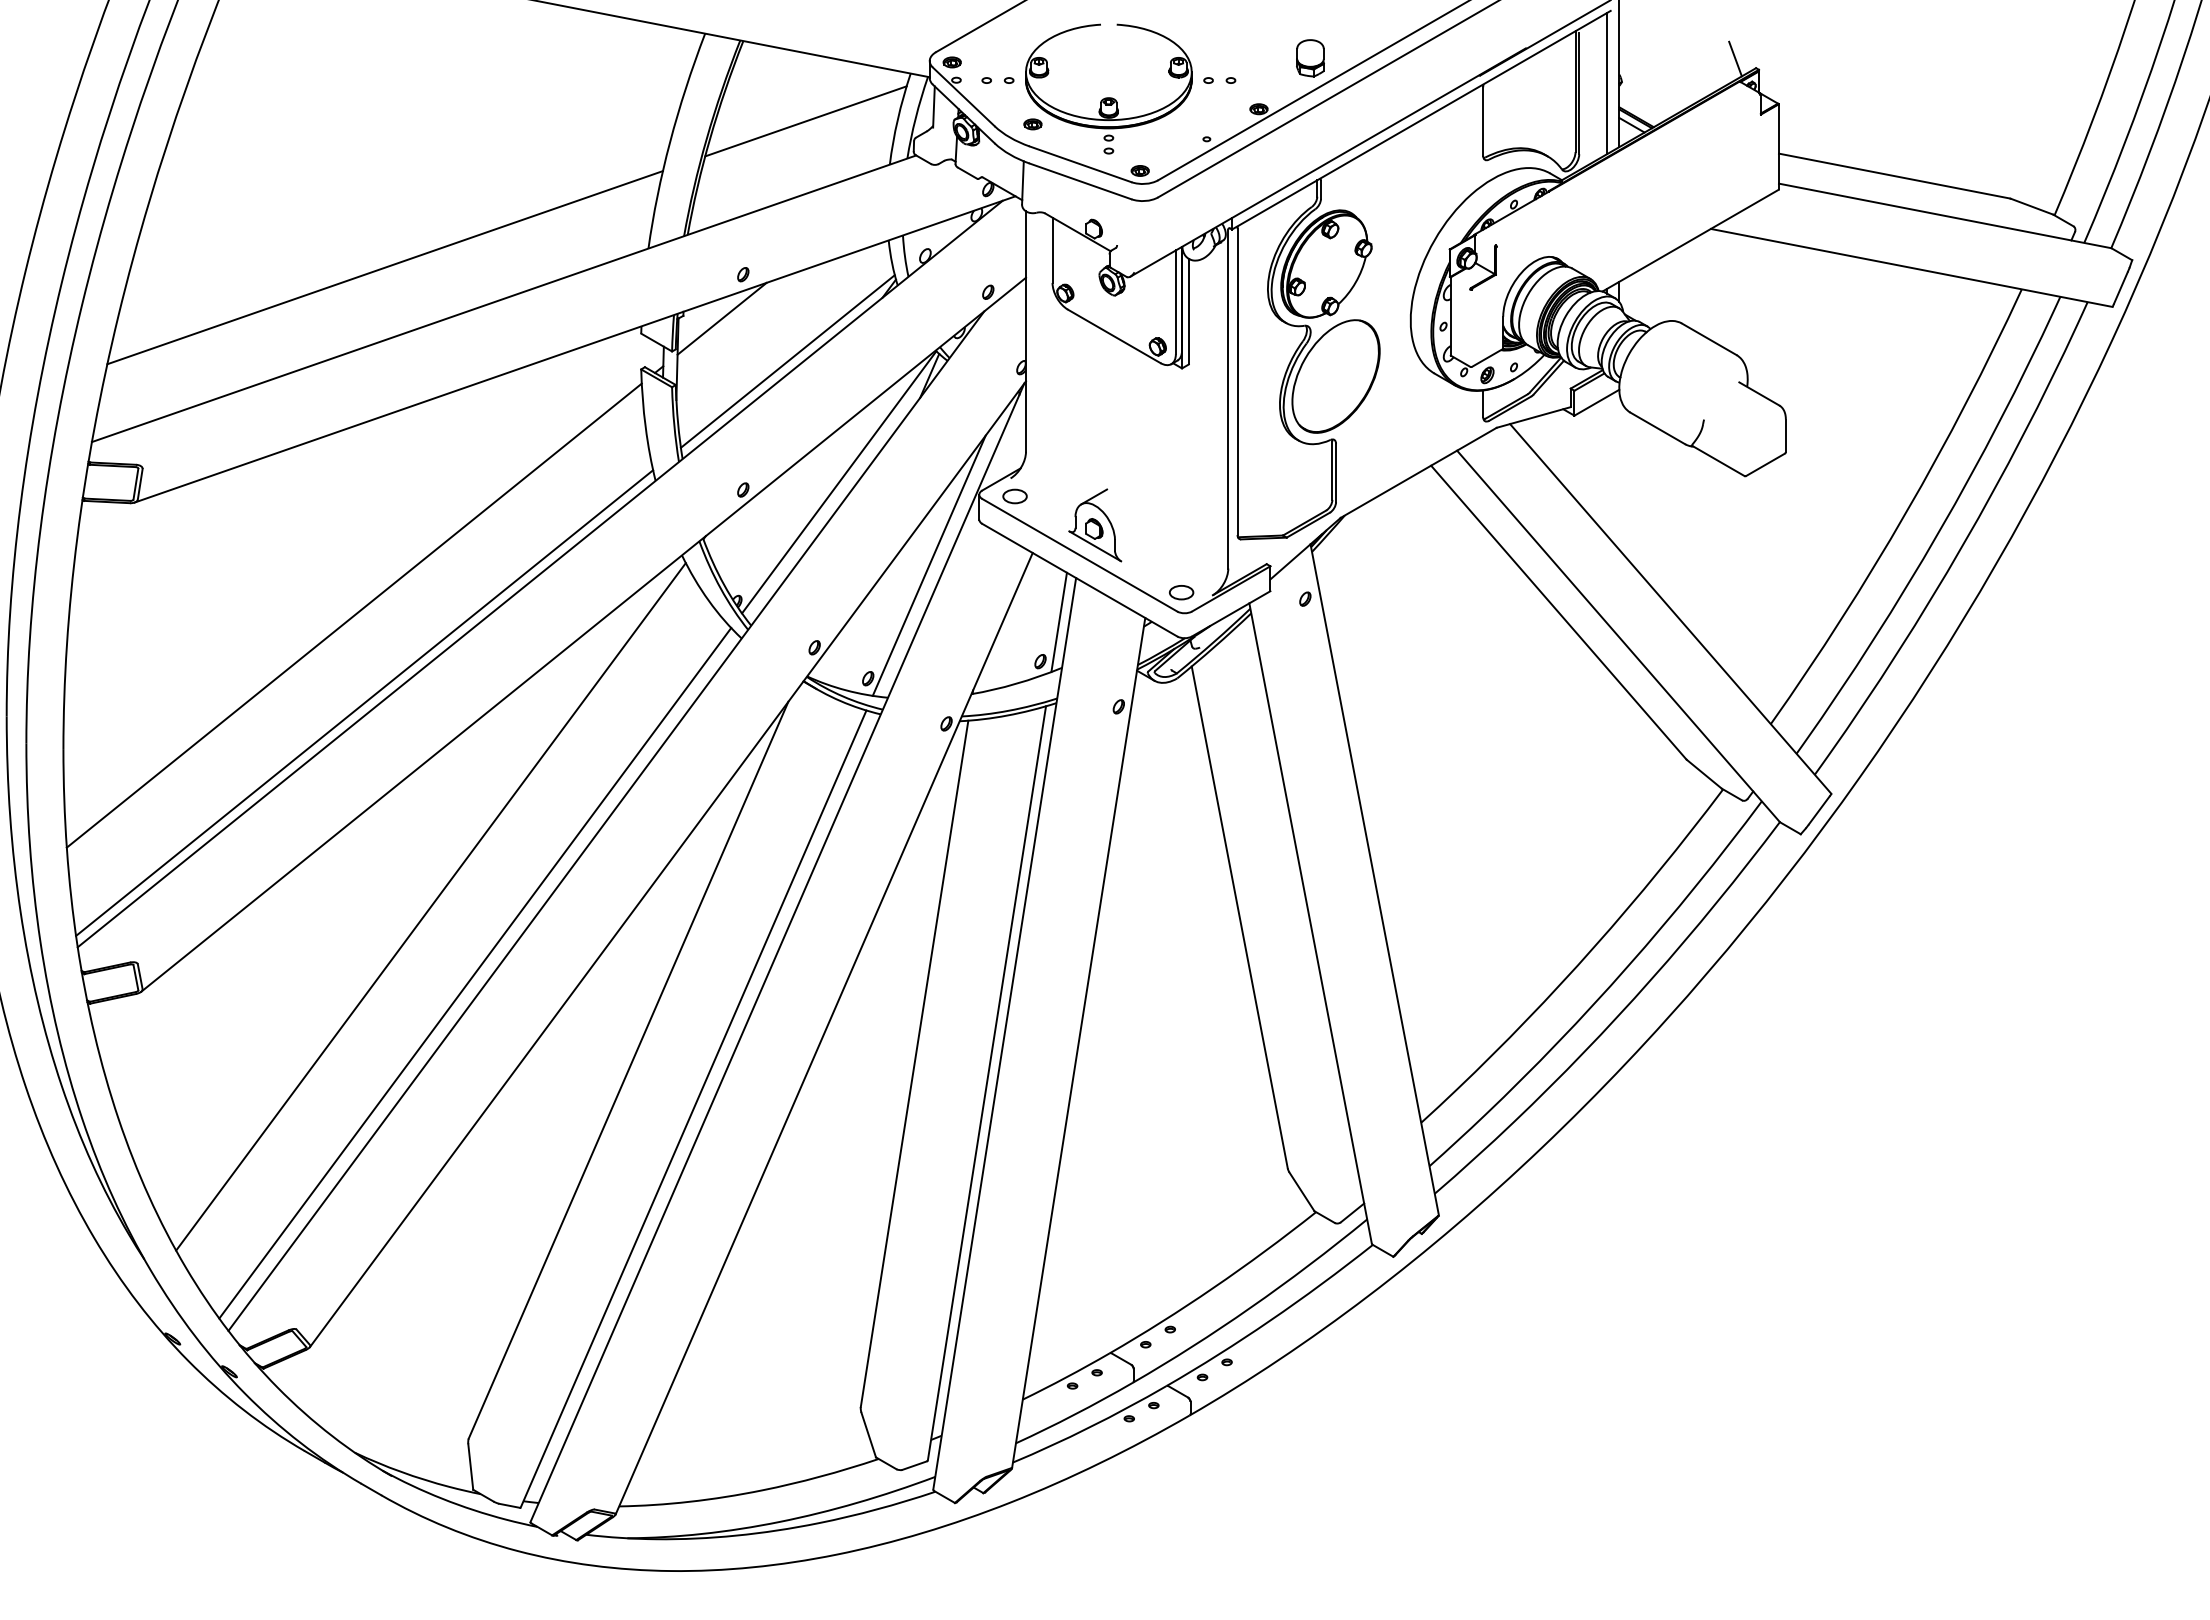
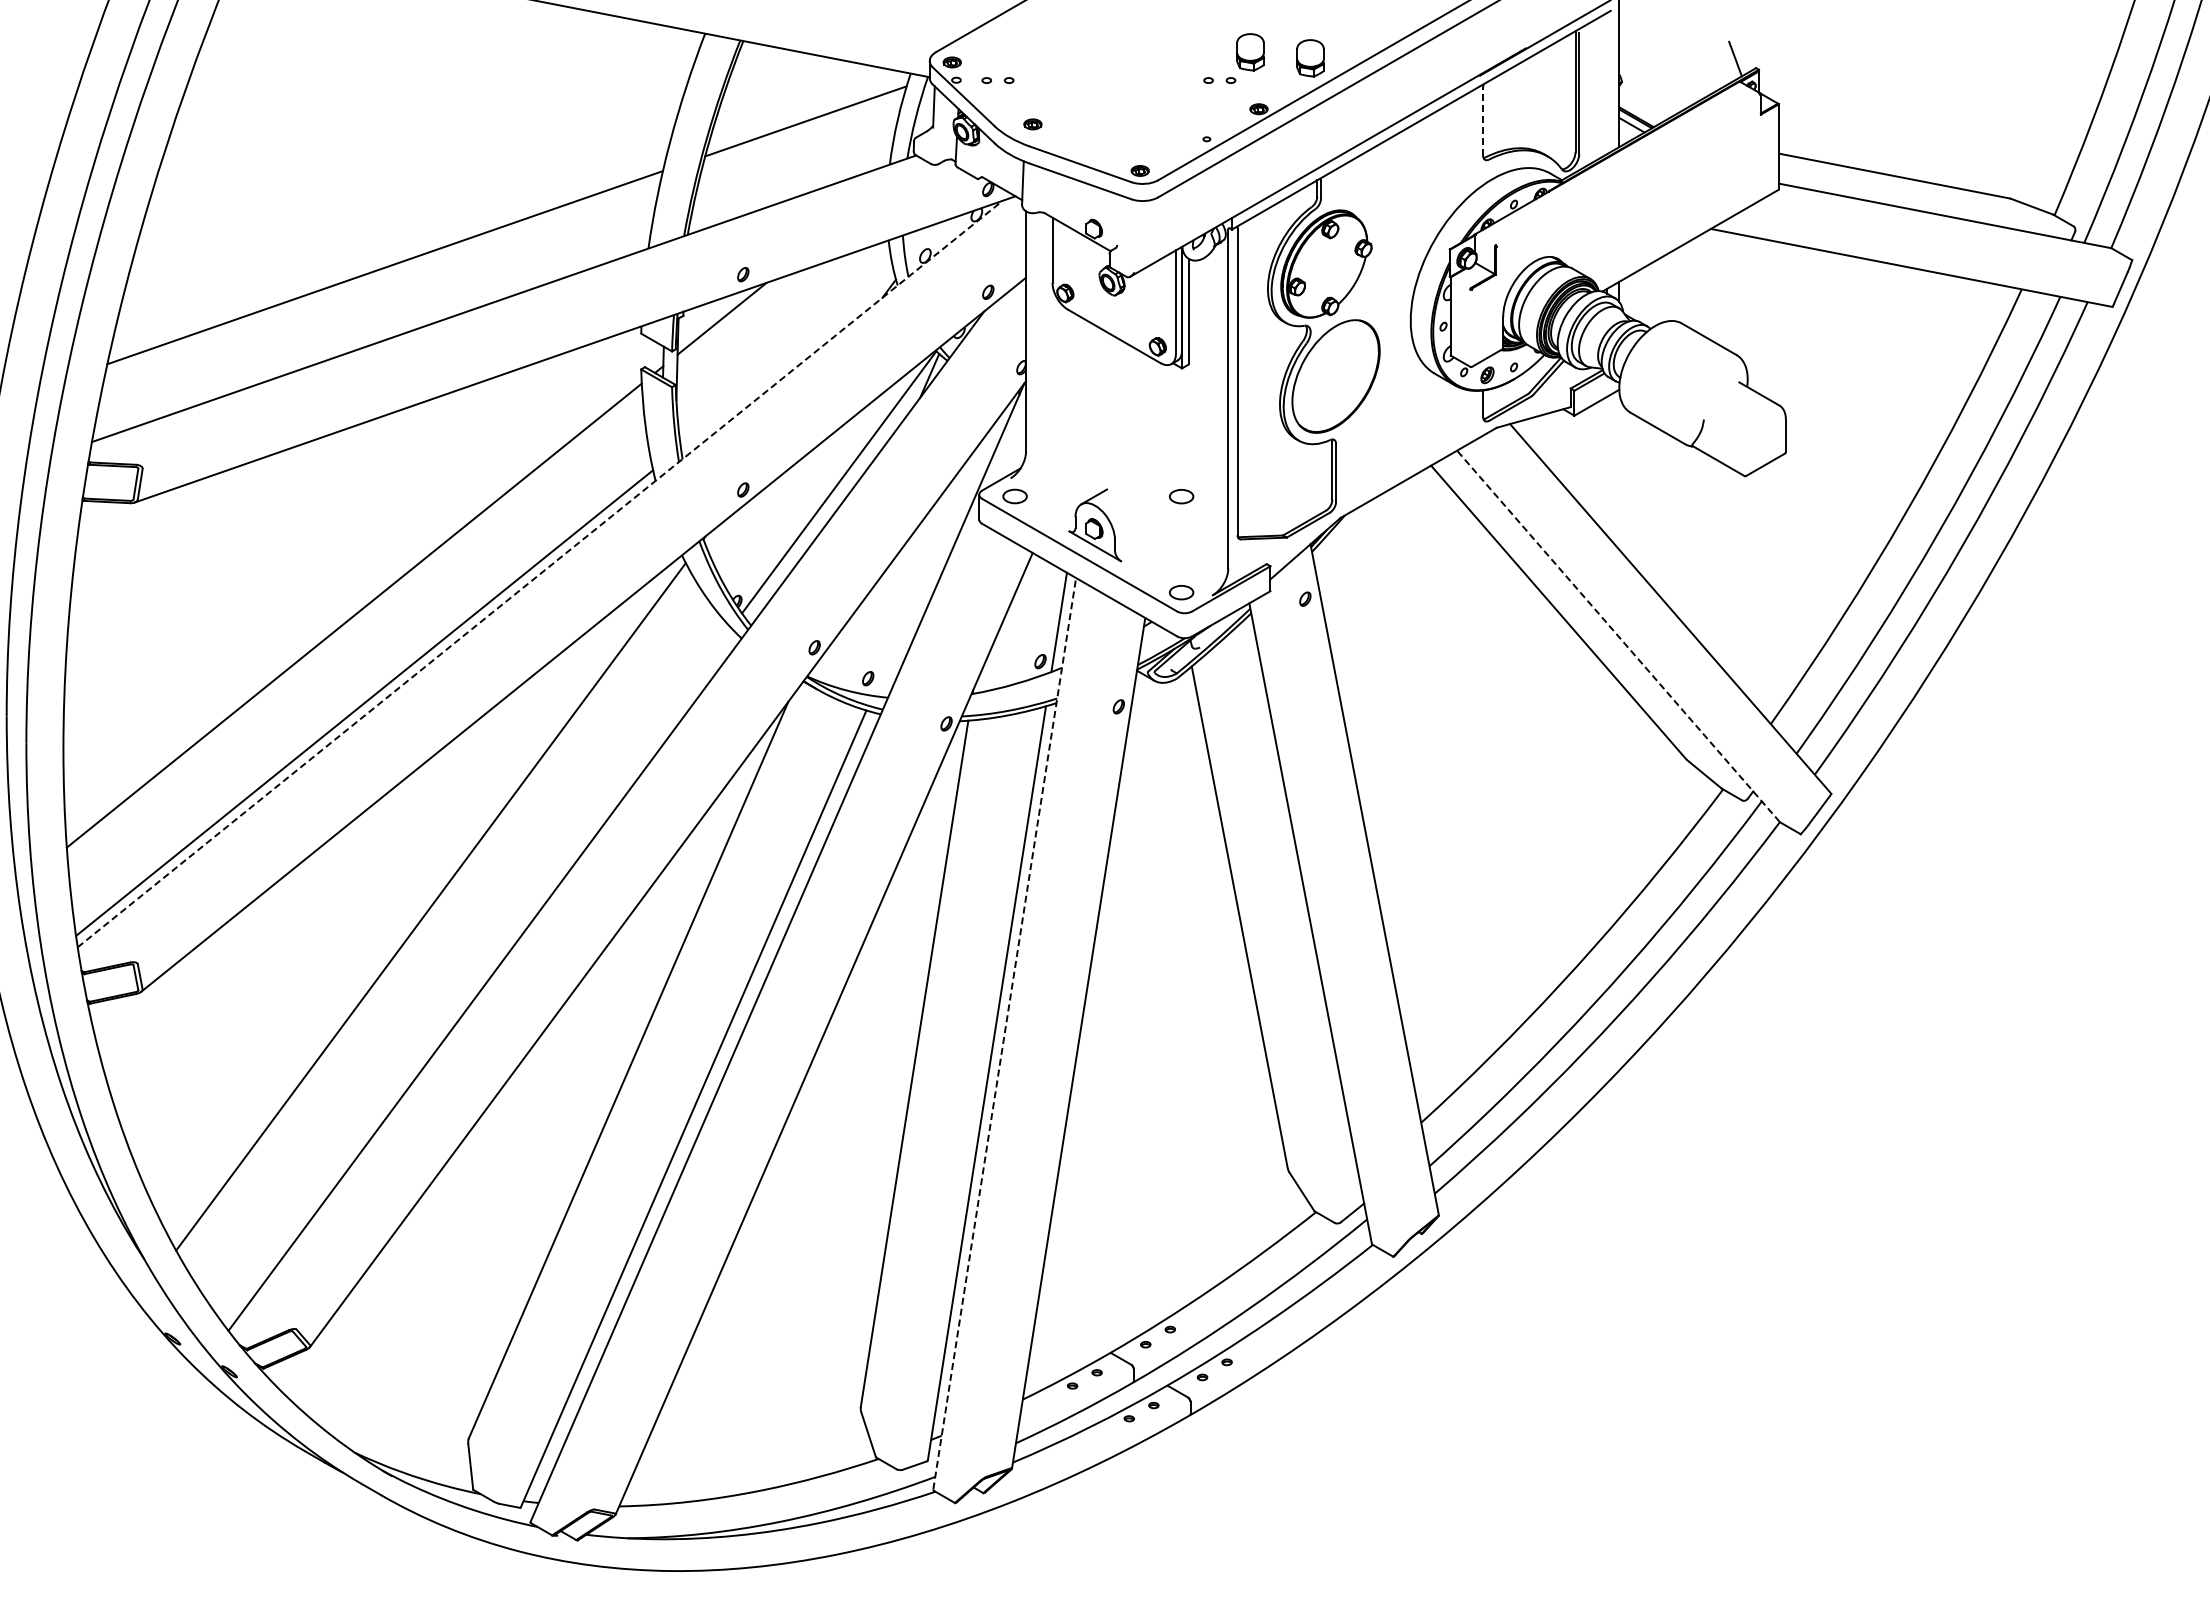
part: none -> present (1250, 52)
line: present -> none (1607, 83)
part: present -> none (1108, 97)
line: solid -> dashed (1483, 121)
line: present -> none (787, 361)
part: none -> present (1181, 496)
line: present -> none (928, 565)
line: solid -> dashed (540, 573)
line: solid -> dashed (1618, 636)
line: present -> none (475, 973)
line: solid -> dashed (1004, 1033)
